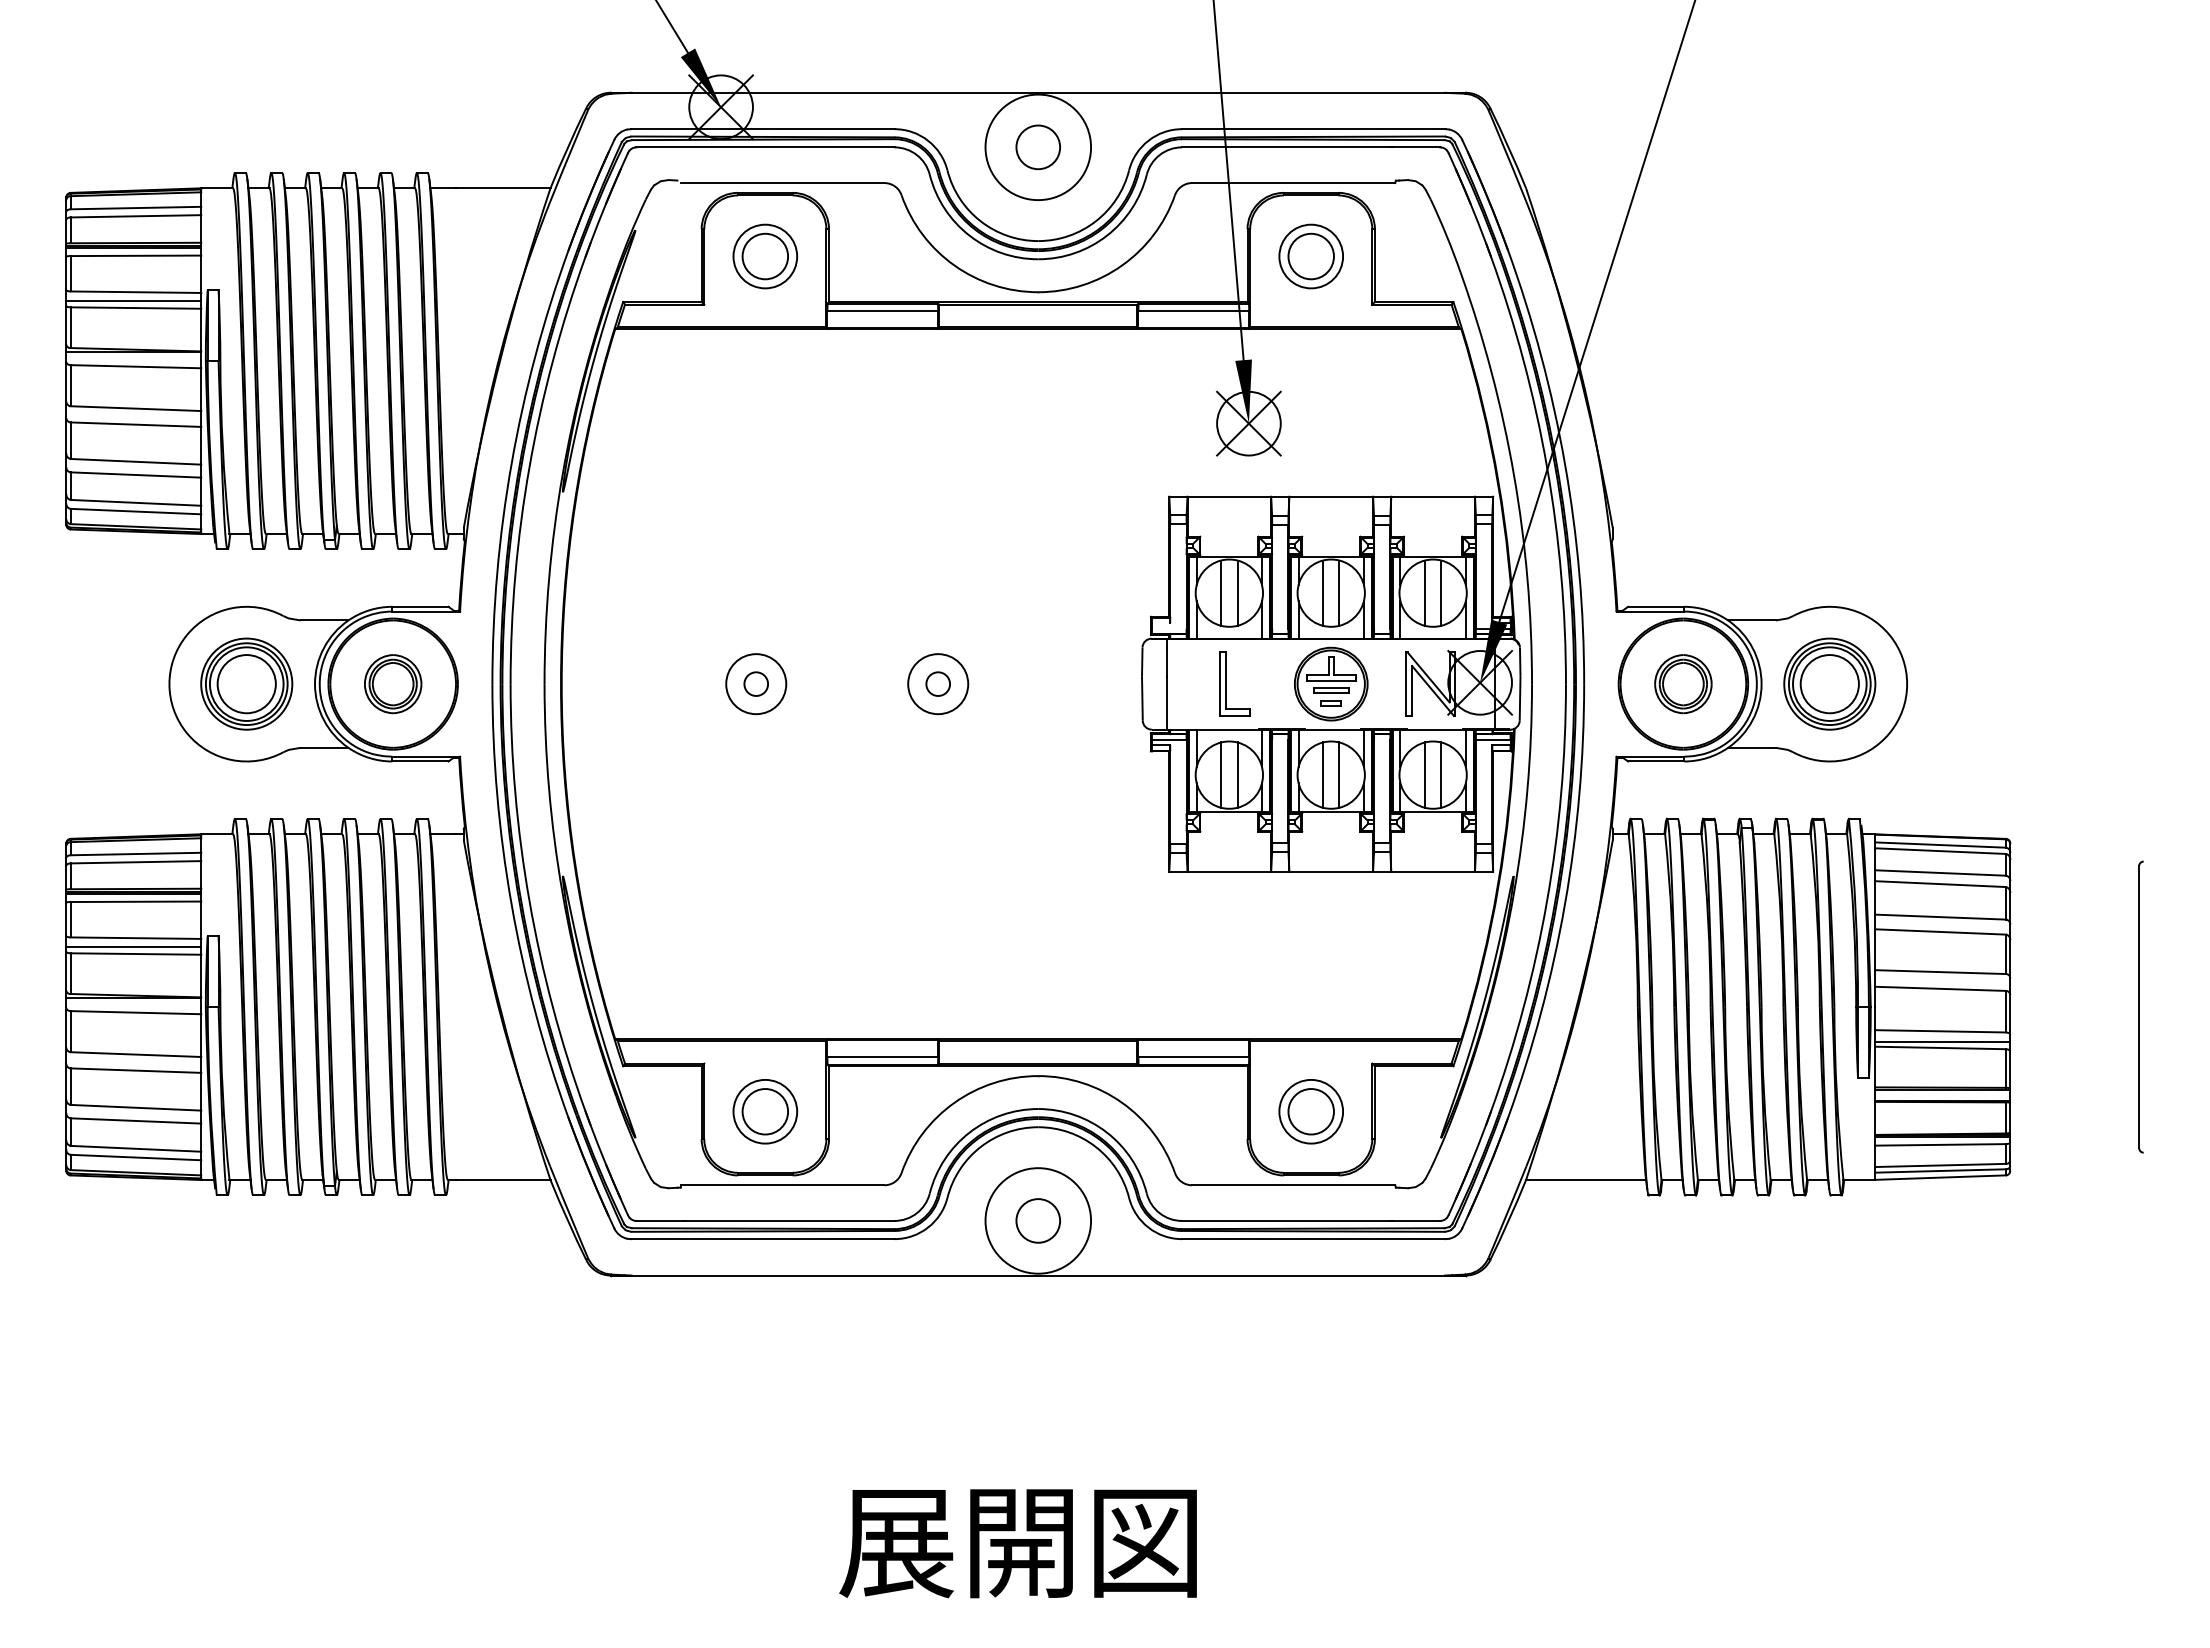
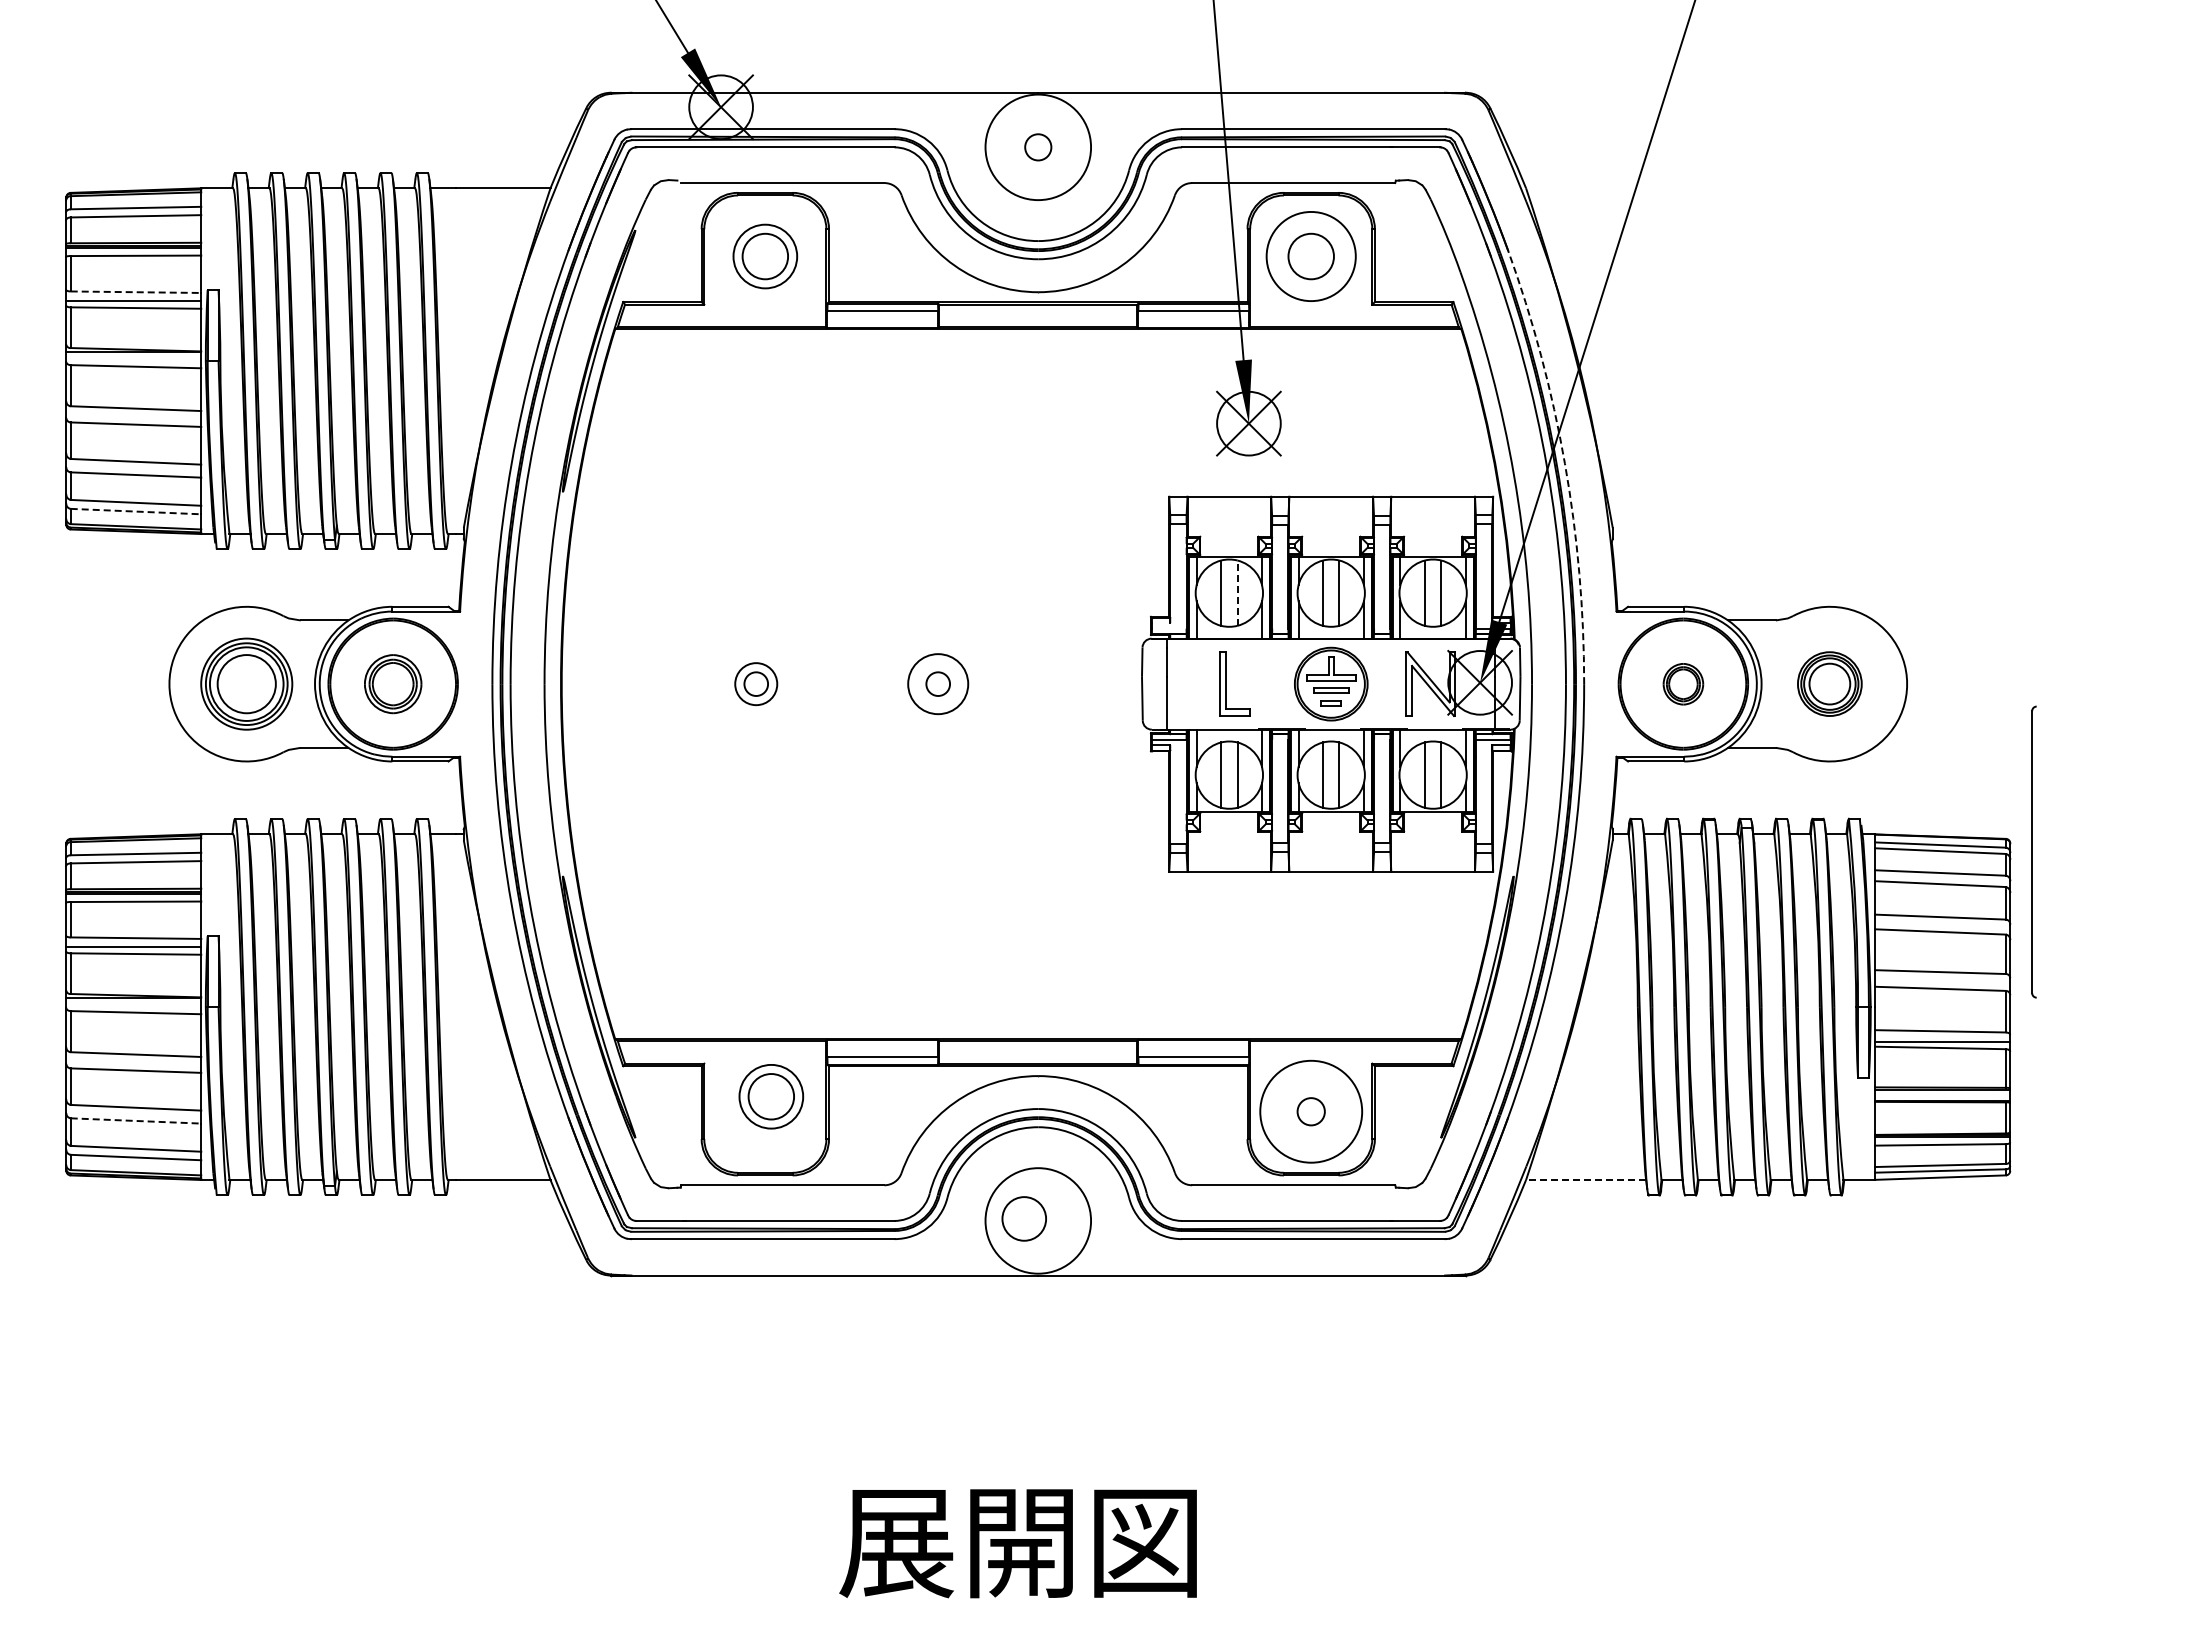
circle diameter: 44 px -> 26 px (1038, 147)
circle diameter: 64 px -> 89 px (1310, 256)
line: solid -> dashed (136, 292)
arc: solid -> dashed (1564, 463)
line: solid -> dashed (136, 511)
line: solid -> dashed (1237, 593)
part size: 94x94 px -> 66x66 px (1829, 683)
circle diameter: 60 px -> 42 px (756, 684)
part size: 59x61 px -> 43x43 px (1683, 684)
part position: (2140, 1006) -> (2033, 851) (2033, 851)
part position: (765, 1111) -> (771, 1096) (771, 1096)
circle diameter: 45 px -> 27 px (1310, 1111)
circle diameter: 64 px -> 102 px (1311, 1111)
line: solid -> dashed (136, 1120)
line: solid -> dashed (1585, 1180)
circle position: (1037, 1220) -> (1023, 1218) (1023, 1218)
